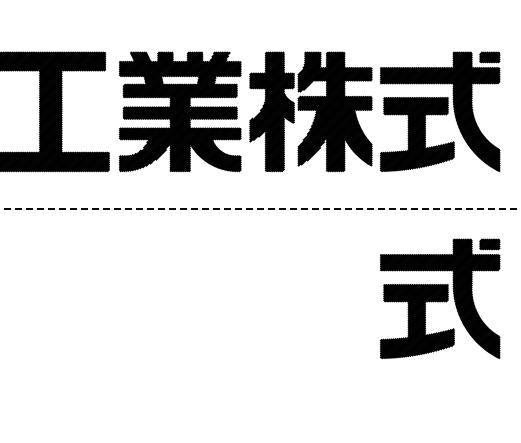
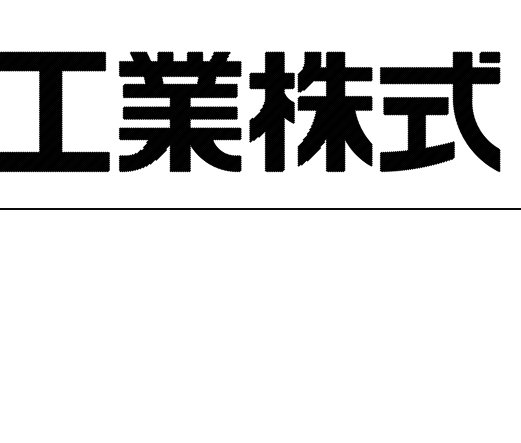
line: dashed -> solid (260, 209)
part: present -> none (440, 298)
